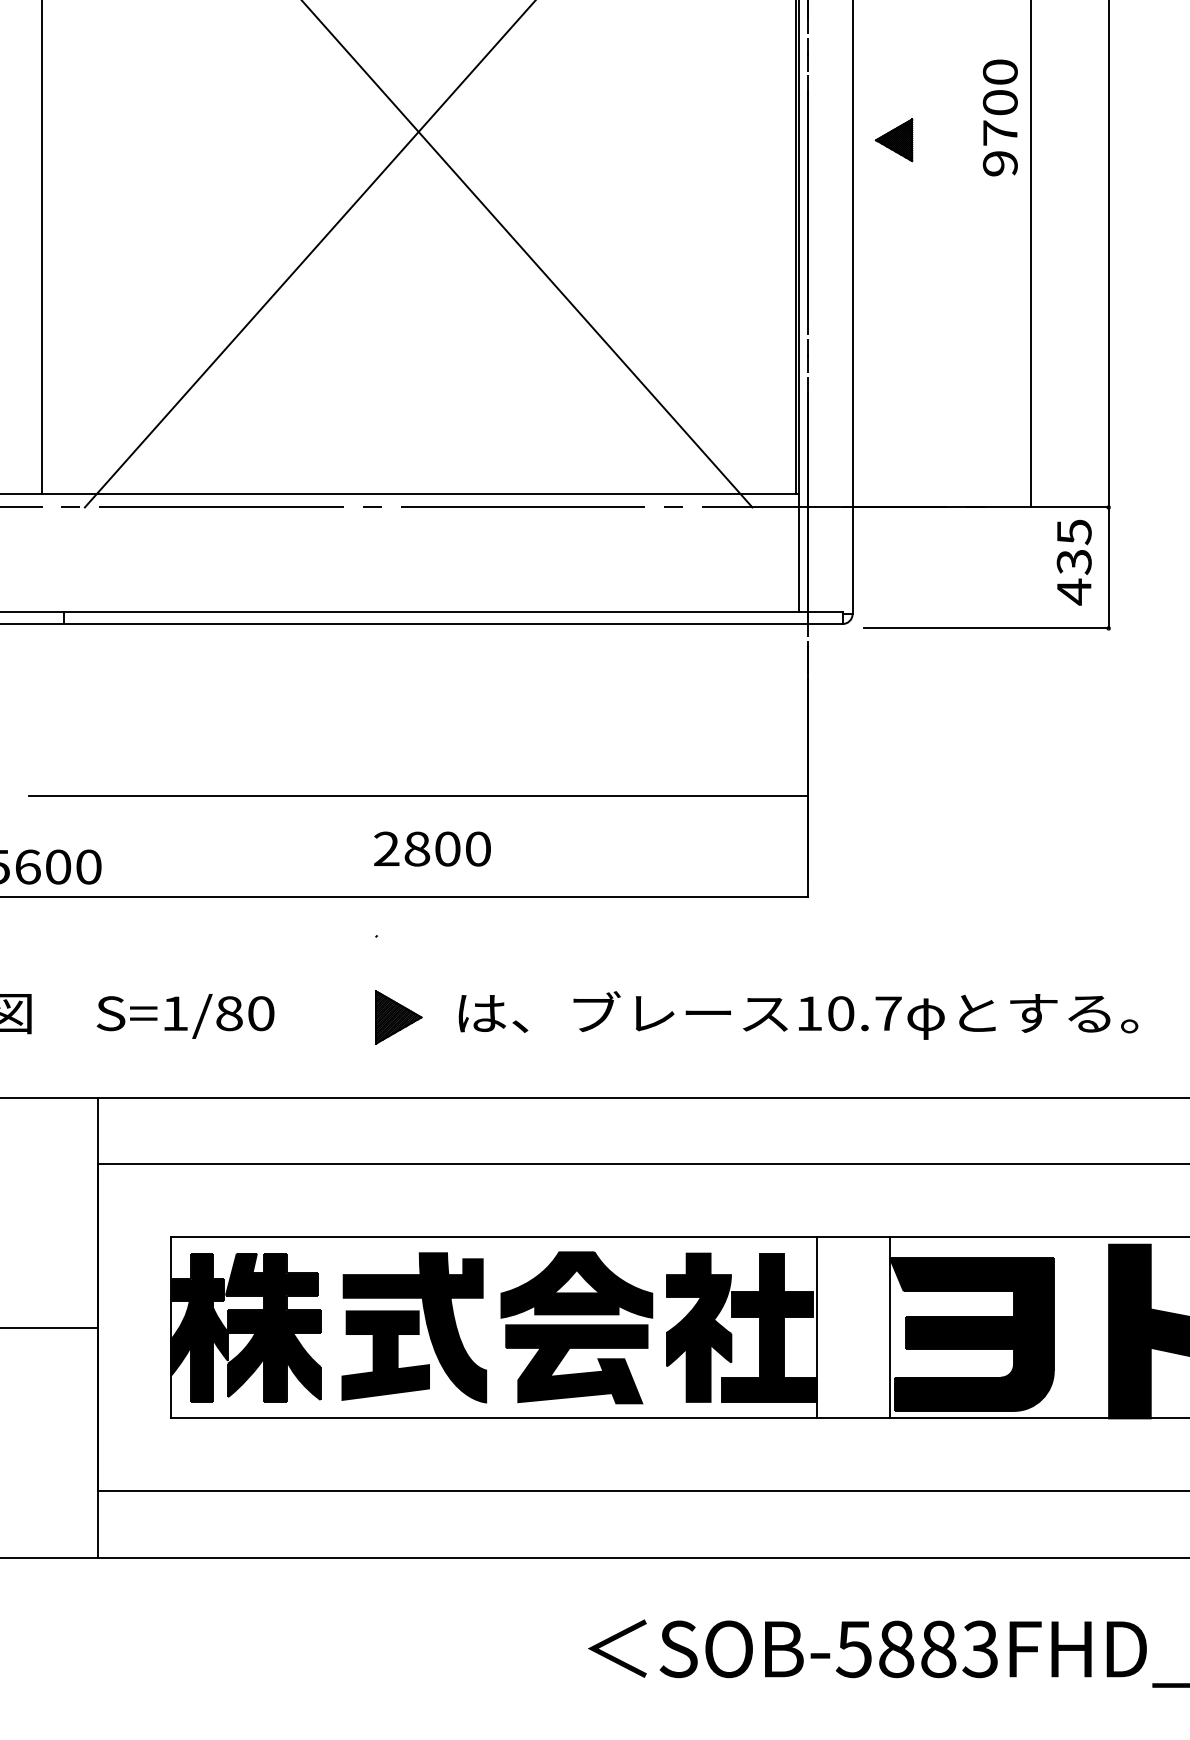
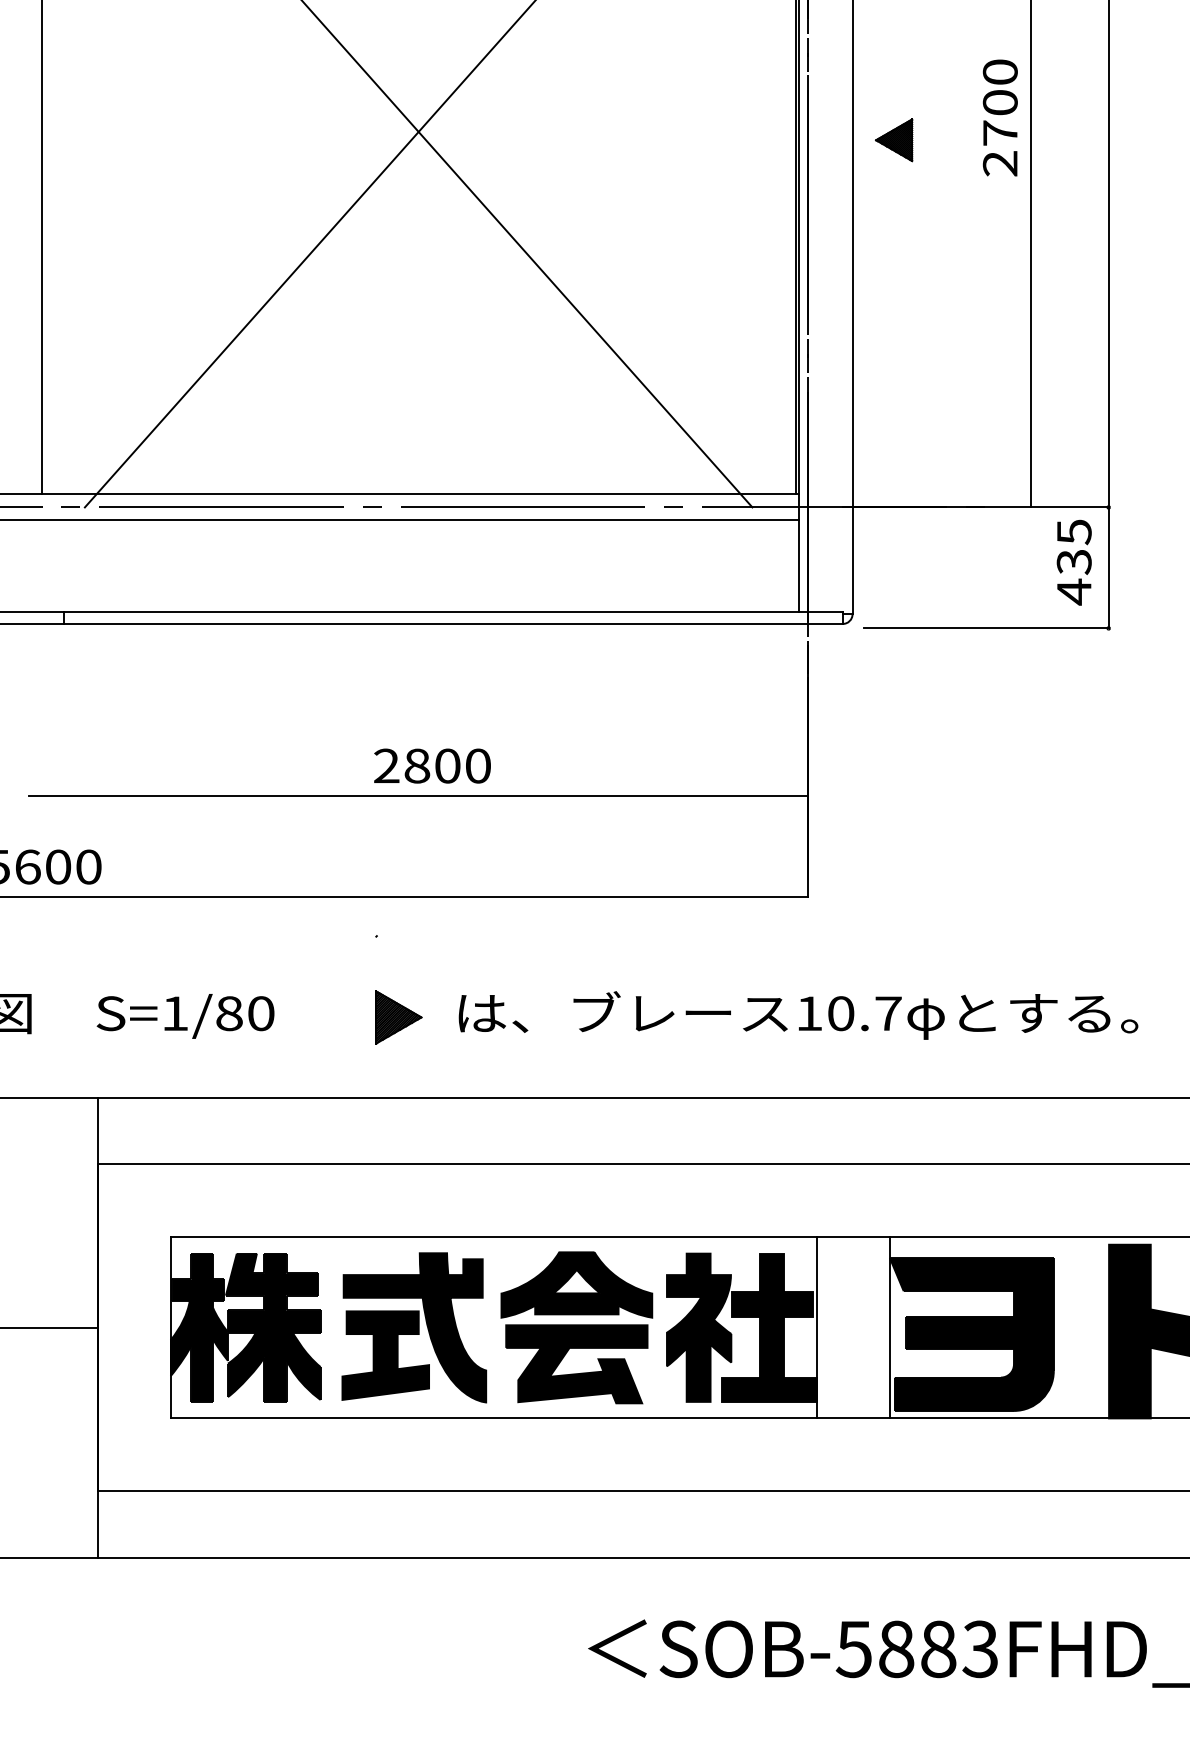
text: 9700 -> 2700 (1000, 163)
line: none -> present (400, 519)
text position: (432, 848) -> (432, 765) (432, 765)
